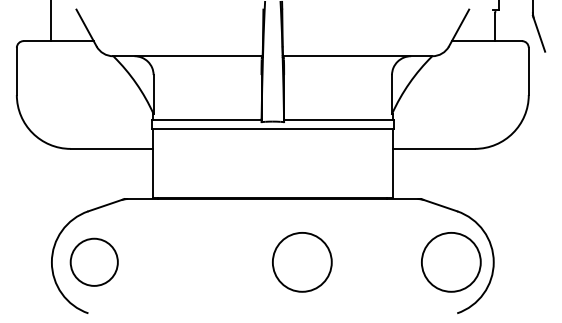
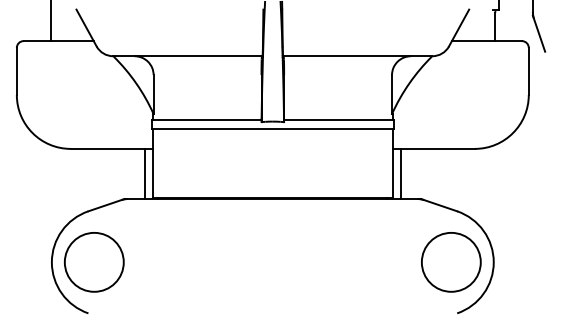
line: none -> present (144, 173)
line: none -> present (400, 173)
circle diameter: 47 px -> 59 px (93, 261)
circle: present -> none (302, 262)
